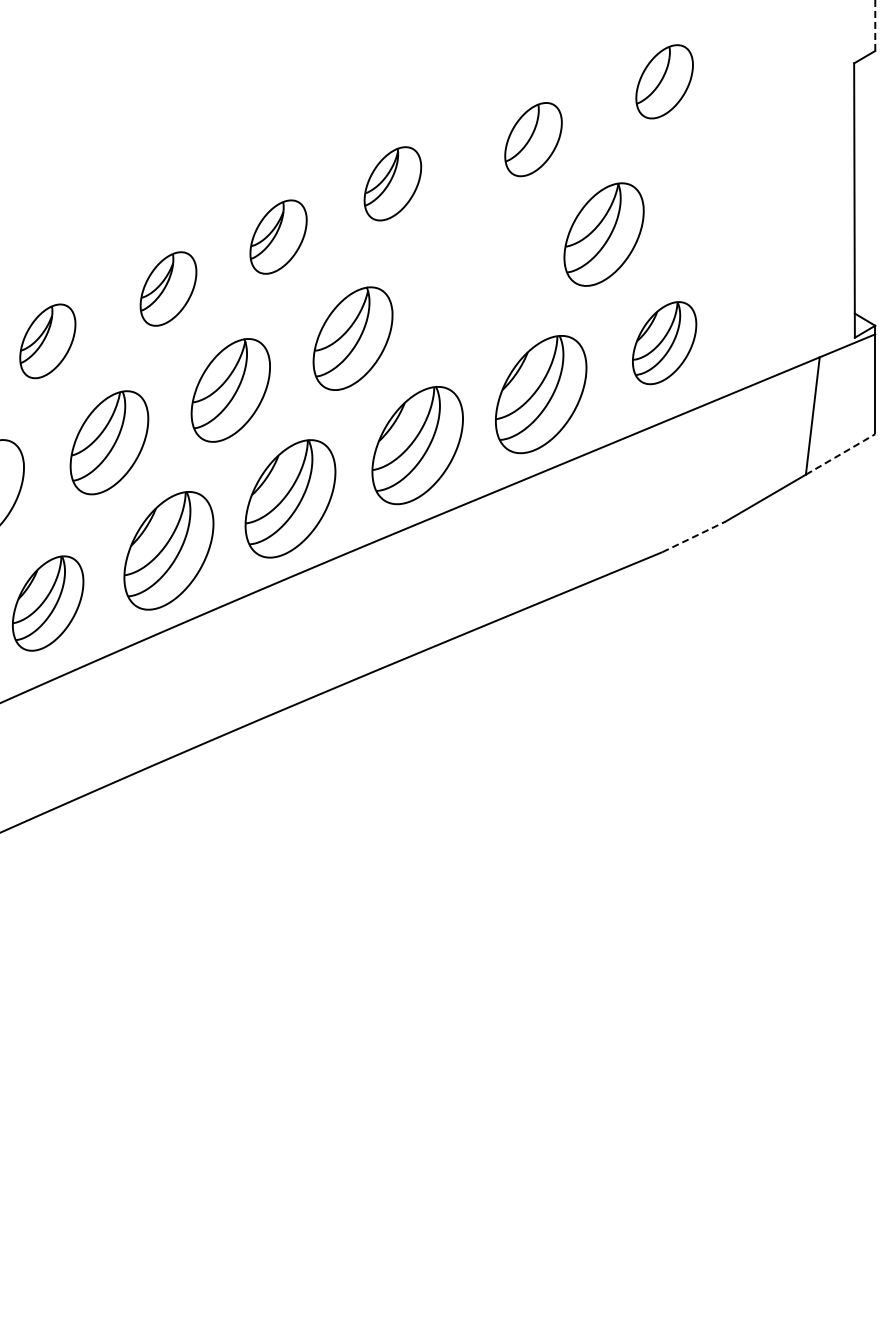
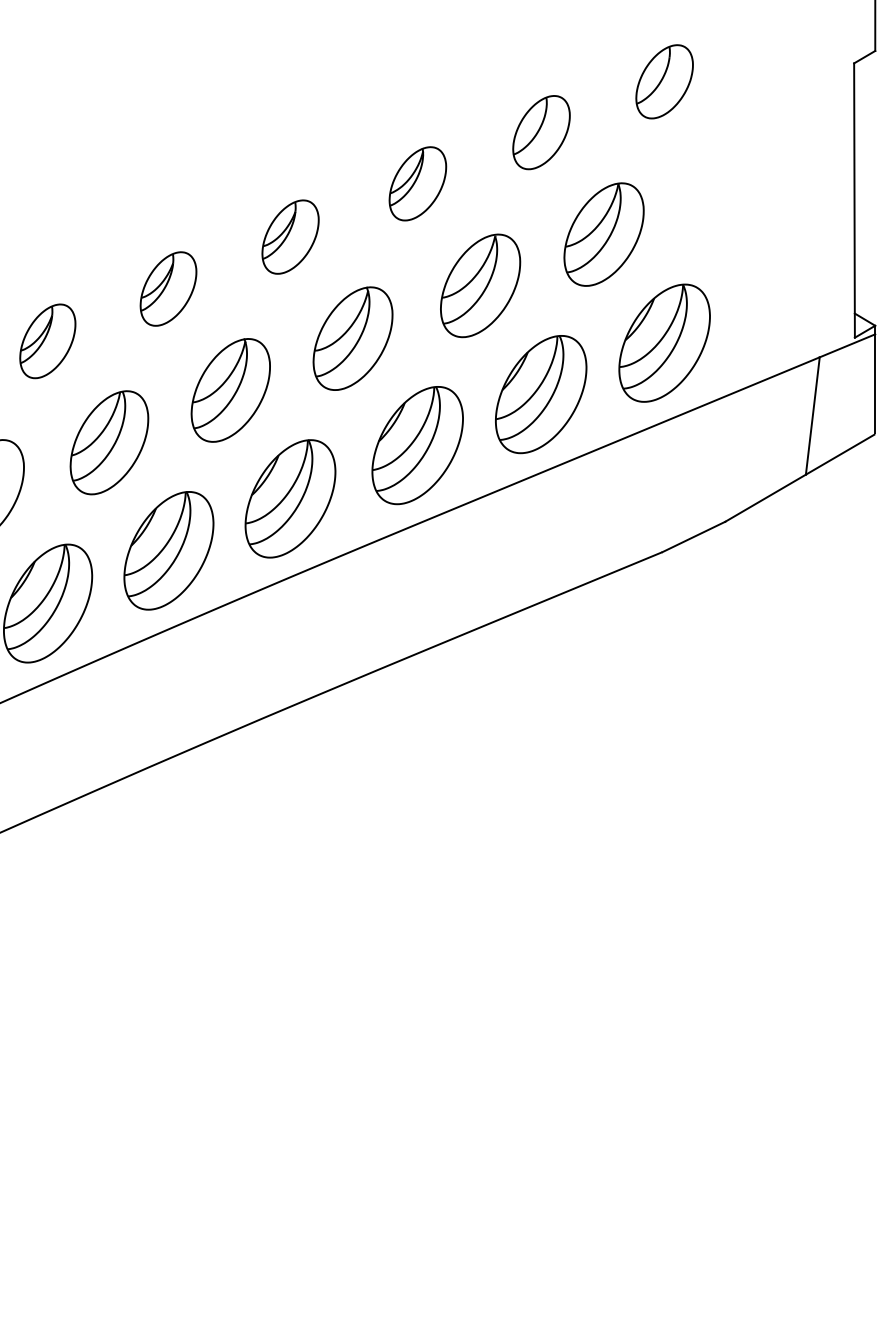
line: dashed -> solid (875, 25)
part position: (533, 139) -> (541, 132) (541, 132)
part position: (392, 183) -> (417, 183) (417, 183)
part position: (278, 236) -> (290, 236) (290, 236)
part: none -> present (480, 285)
part size: 66x85 px -> 93x120 px (664, 342)
line: dashed -> solid (840, 454)
line: dashed -> solid (693, 536)
part size: 73x97 px -> 91x121 px (48, 603)
